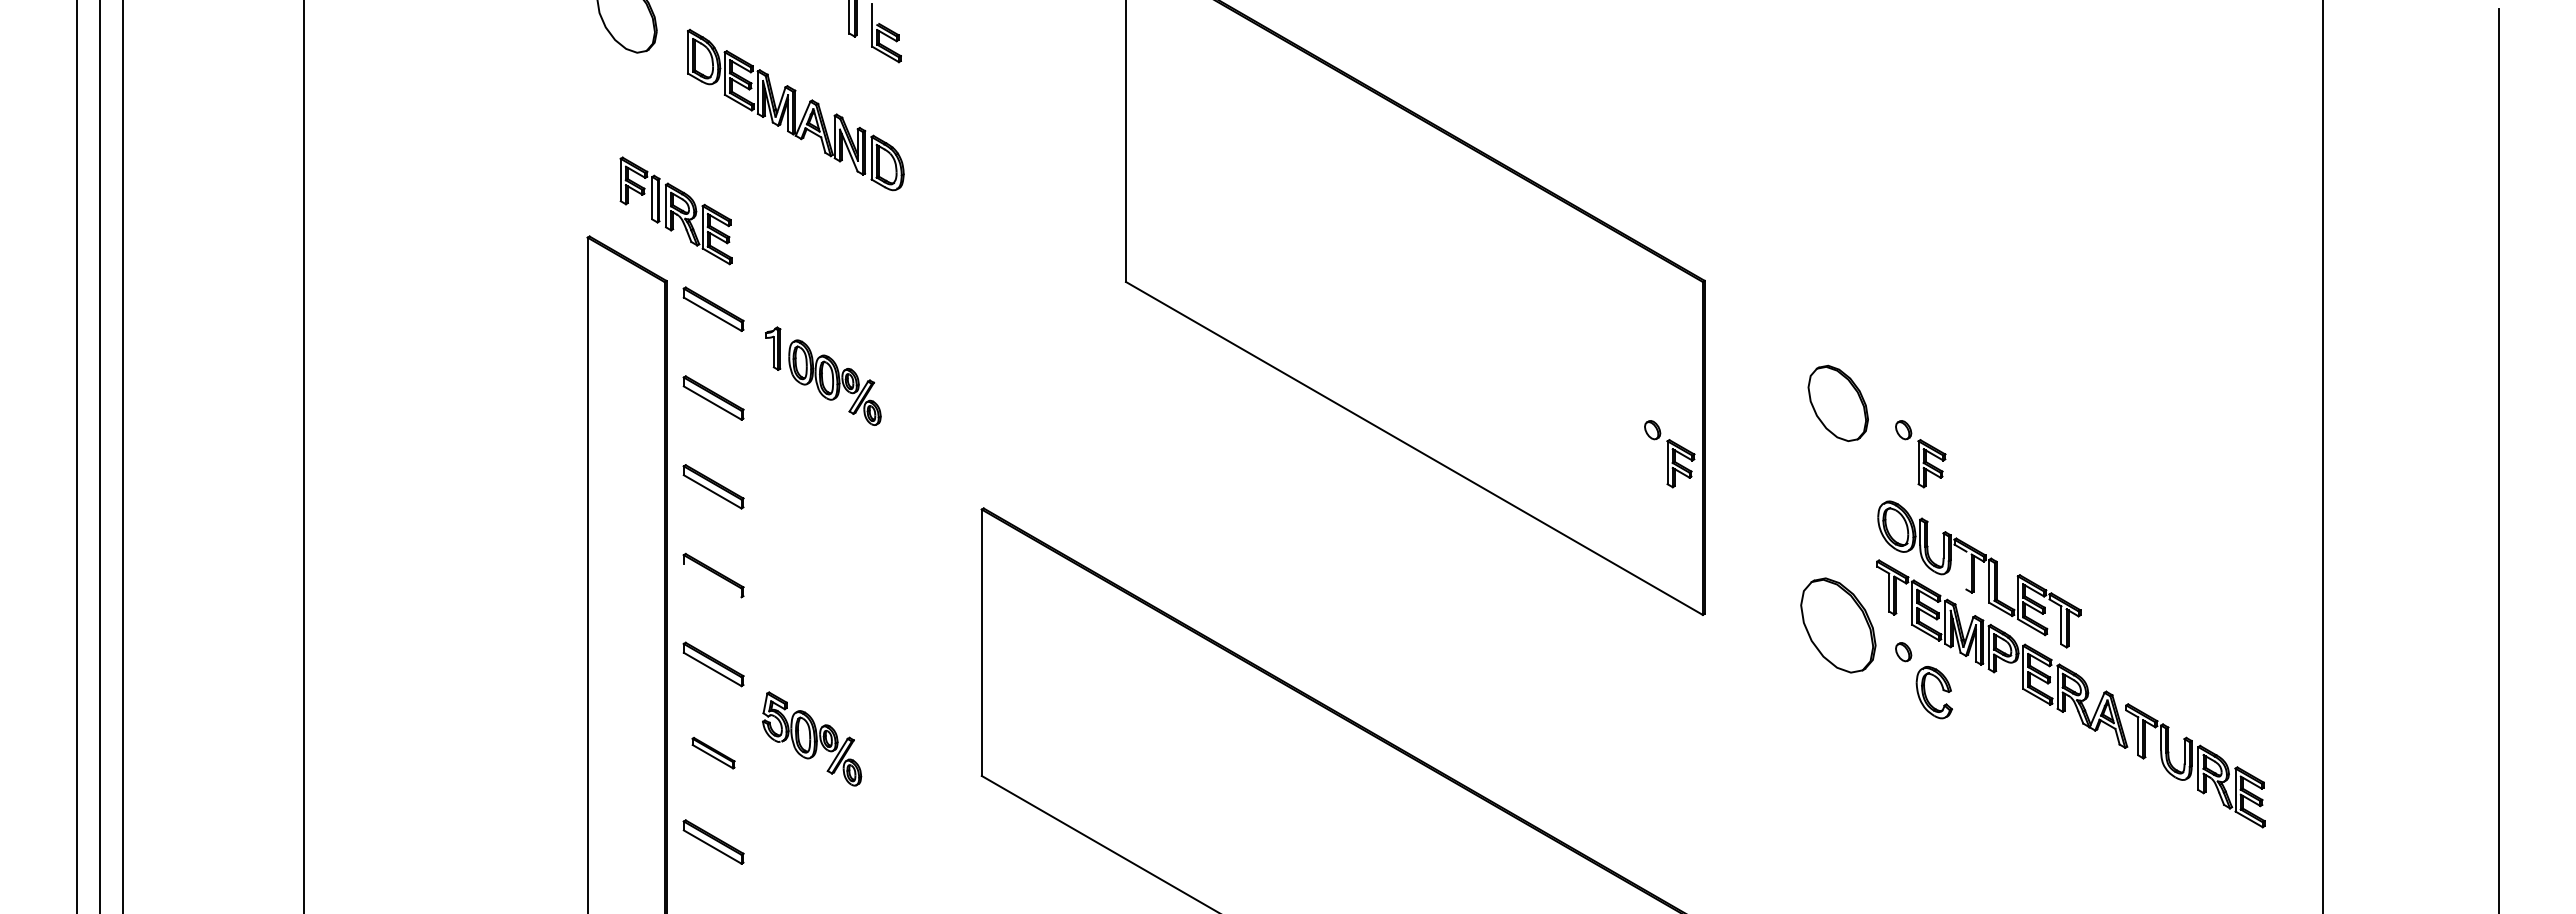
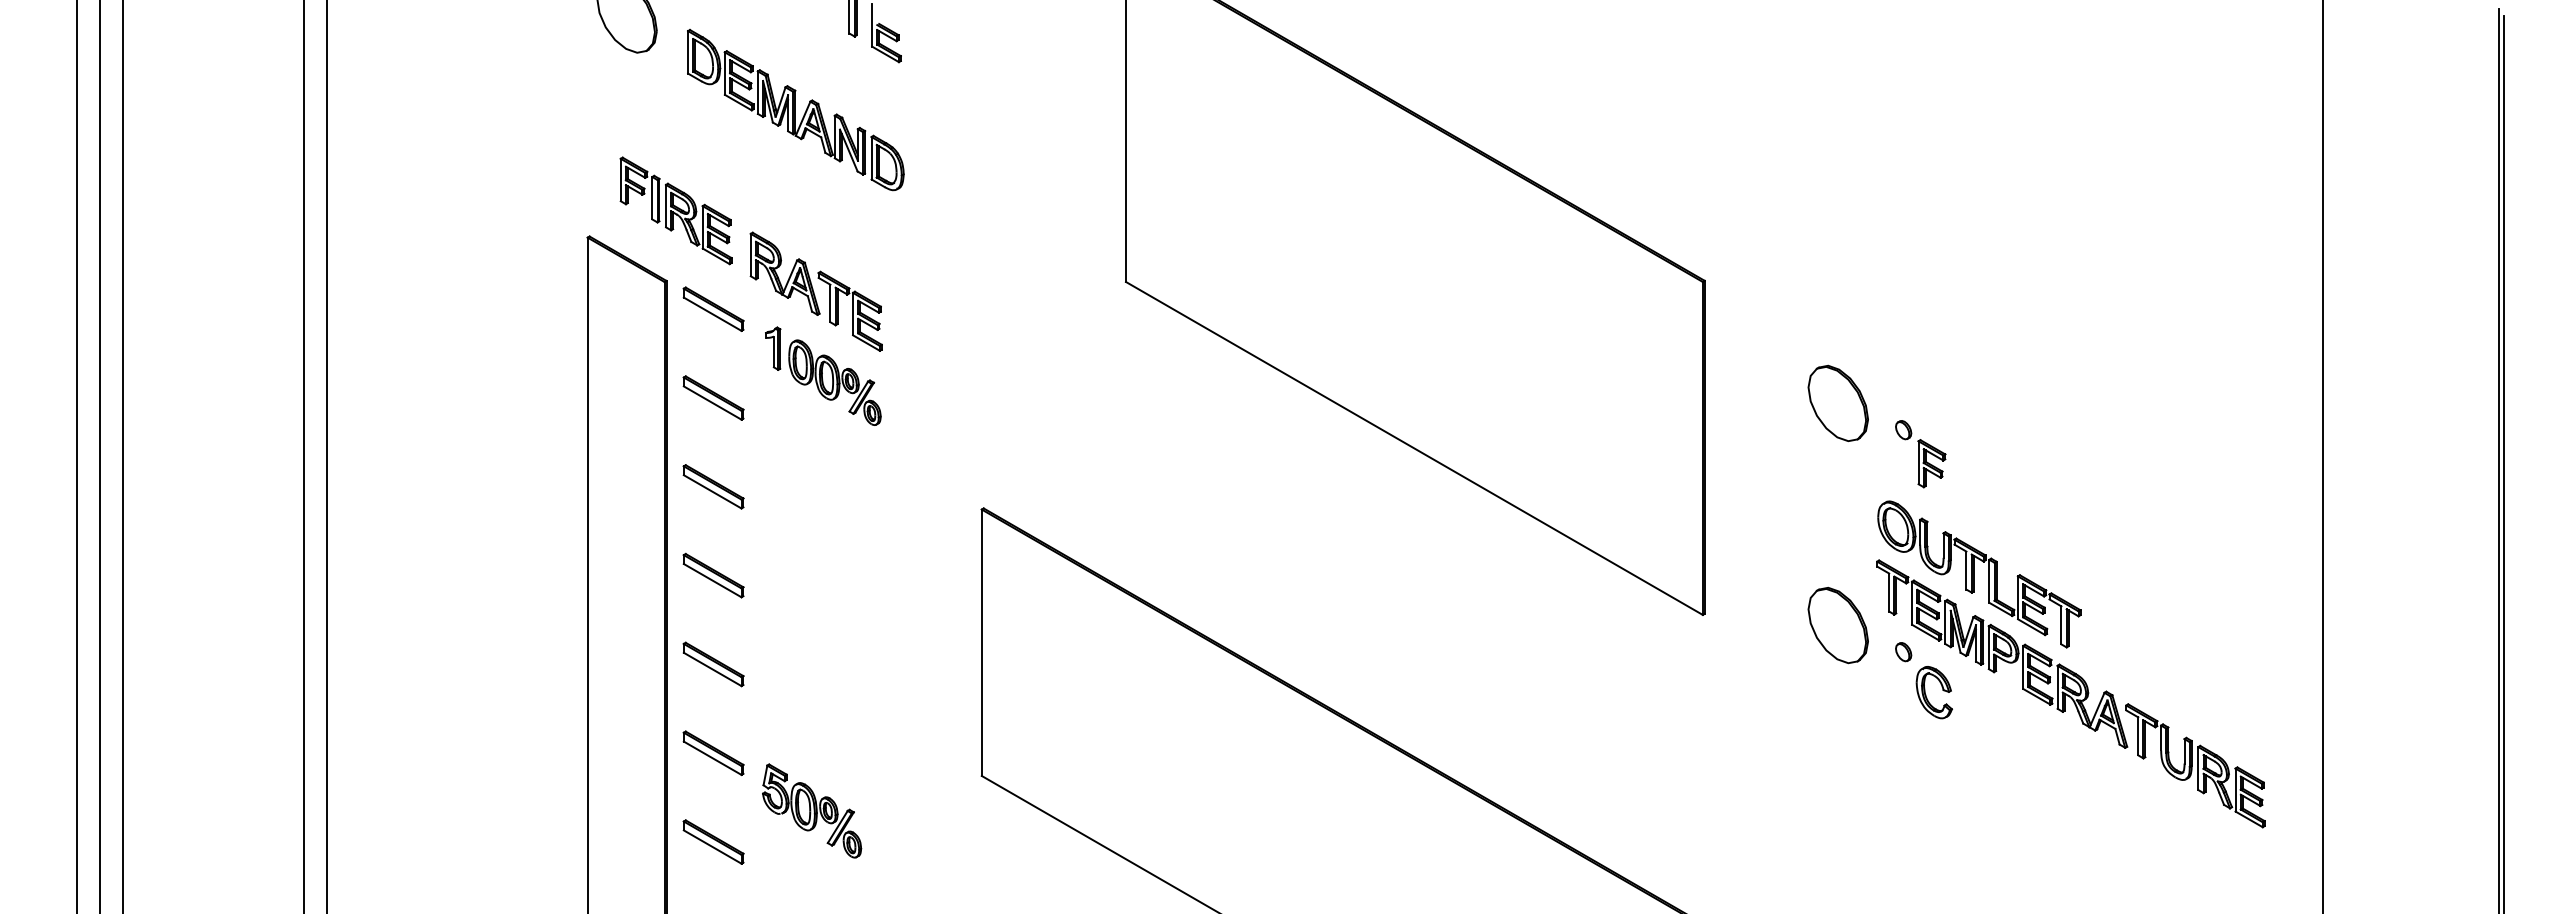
part: none -> present (815, 291)
part: present -> none (1669, 454)
line: none -> present (326, 456)
line: none -> present (2503, 462)
line: none -> present (1966, 570)
line: none -> present (712, 580)
part size: 77x97 px -> 62x79 px (1837, 625)
part position: (812, 738) -> (812, 810) (812, 810)
part size: 45x33 px -> 63x46 px (713, 752)
